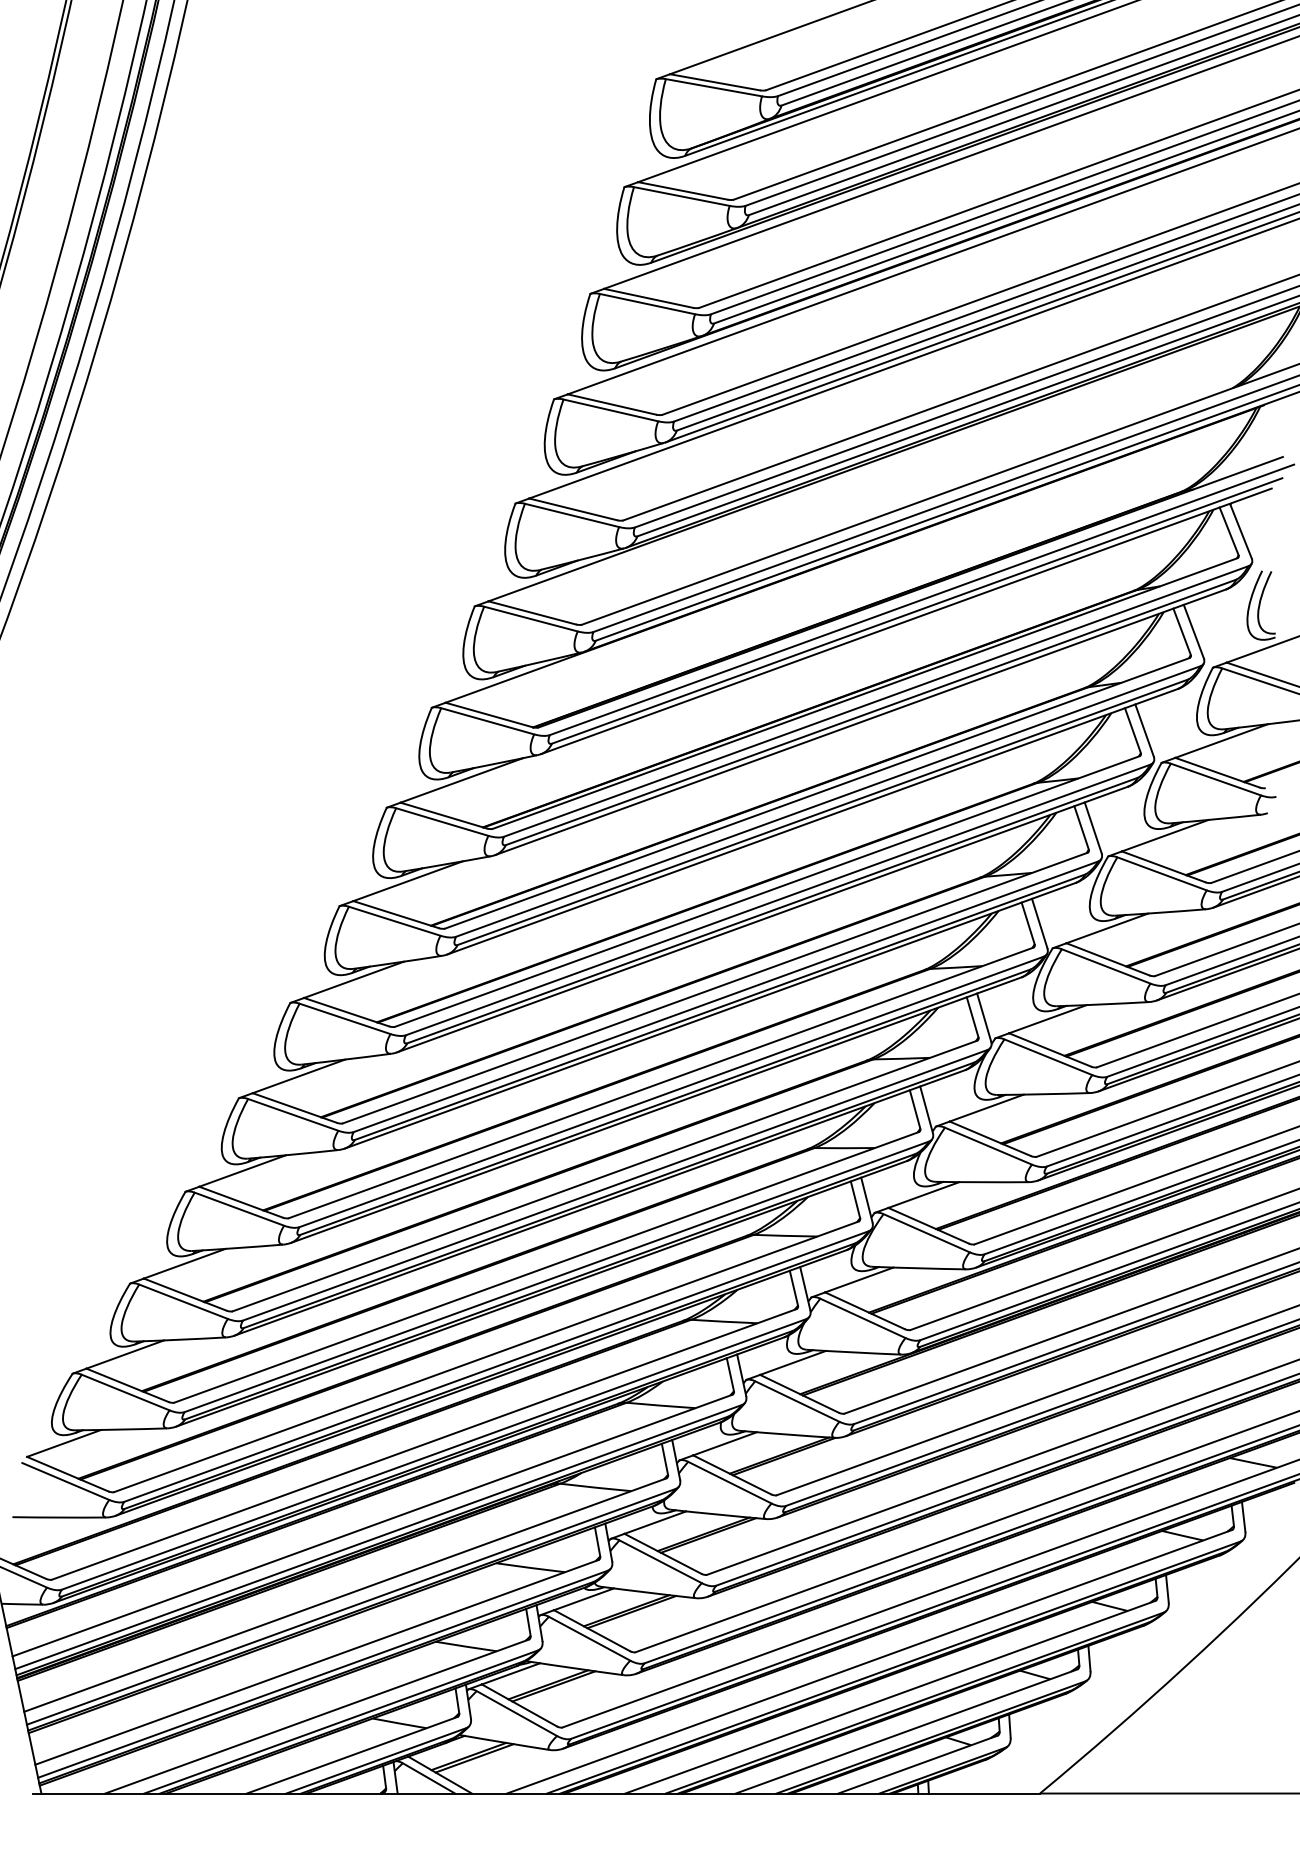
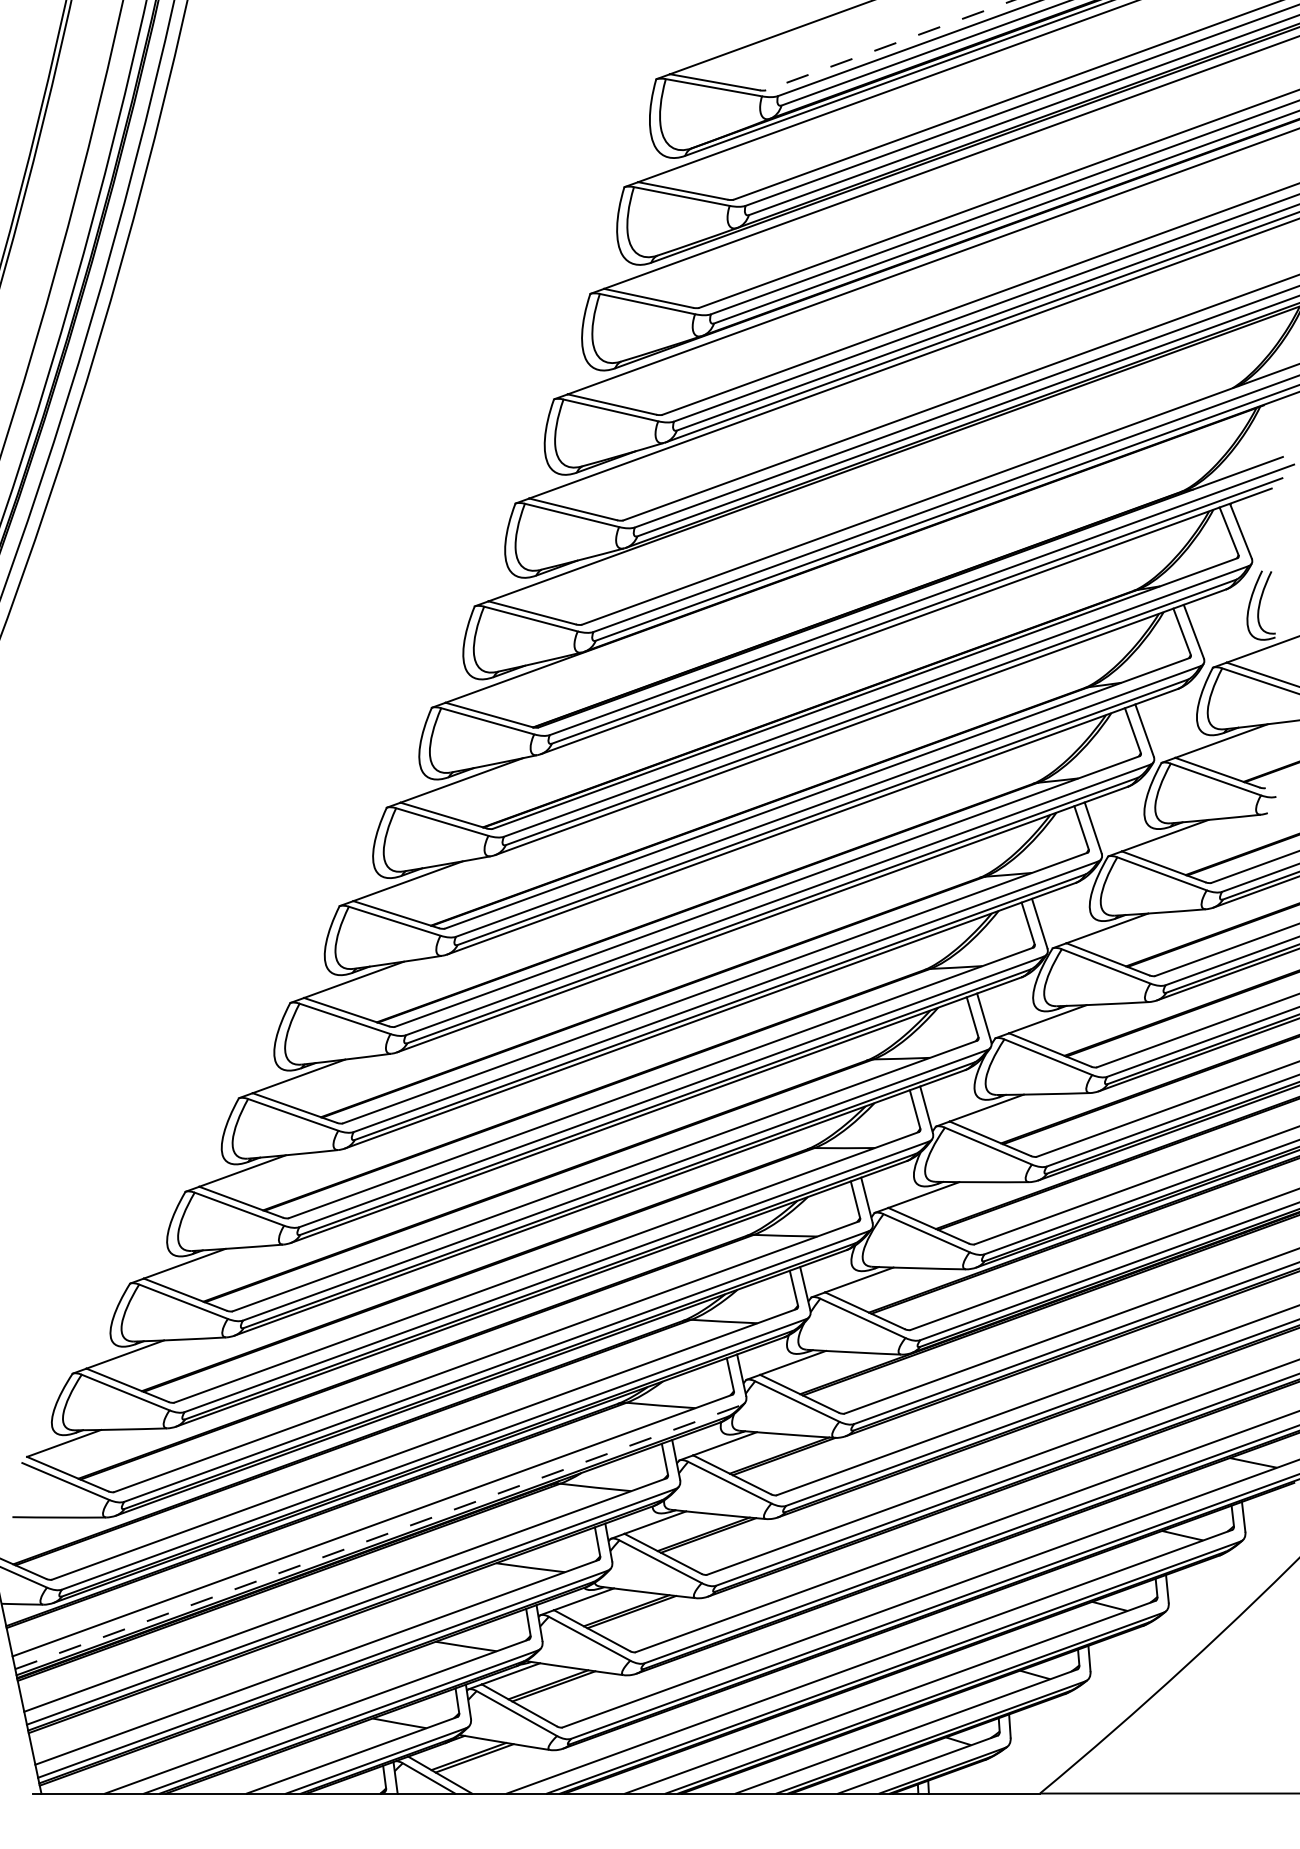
line: solid -> dashed (890, 45)
line: solid -> dashed (378, 1537)
